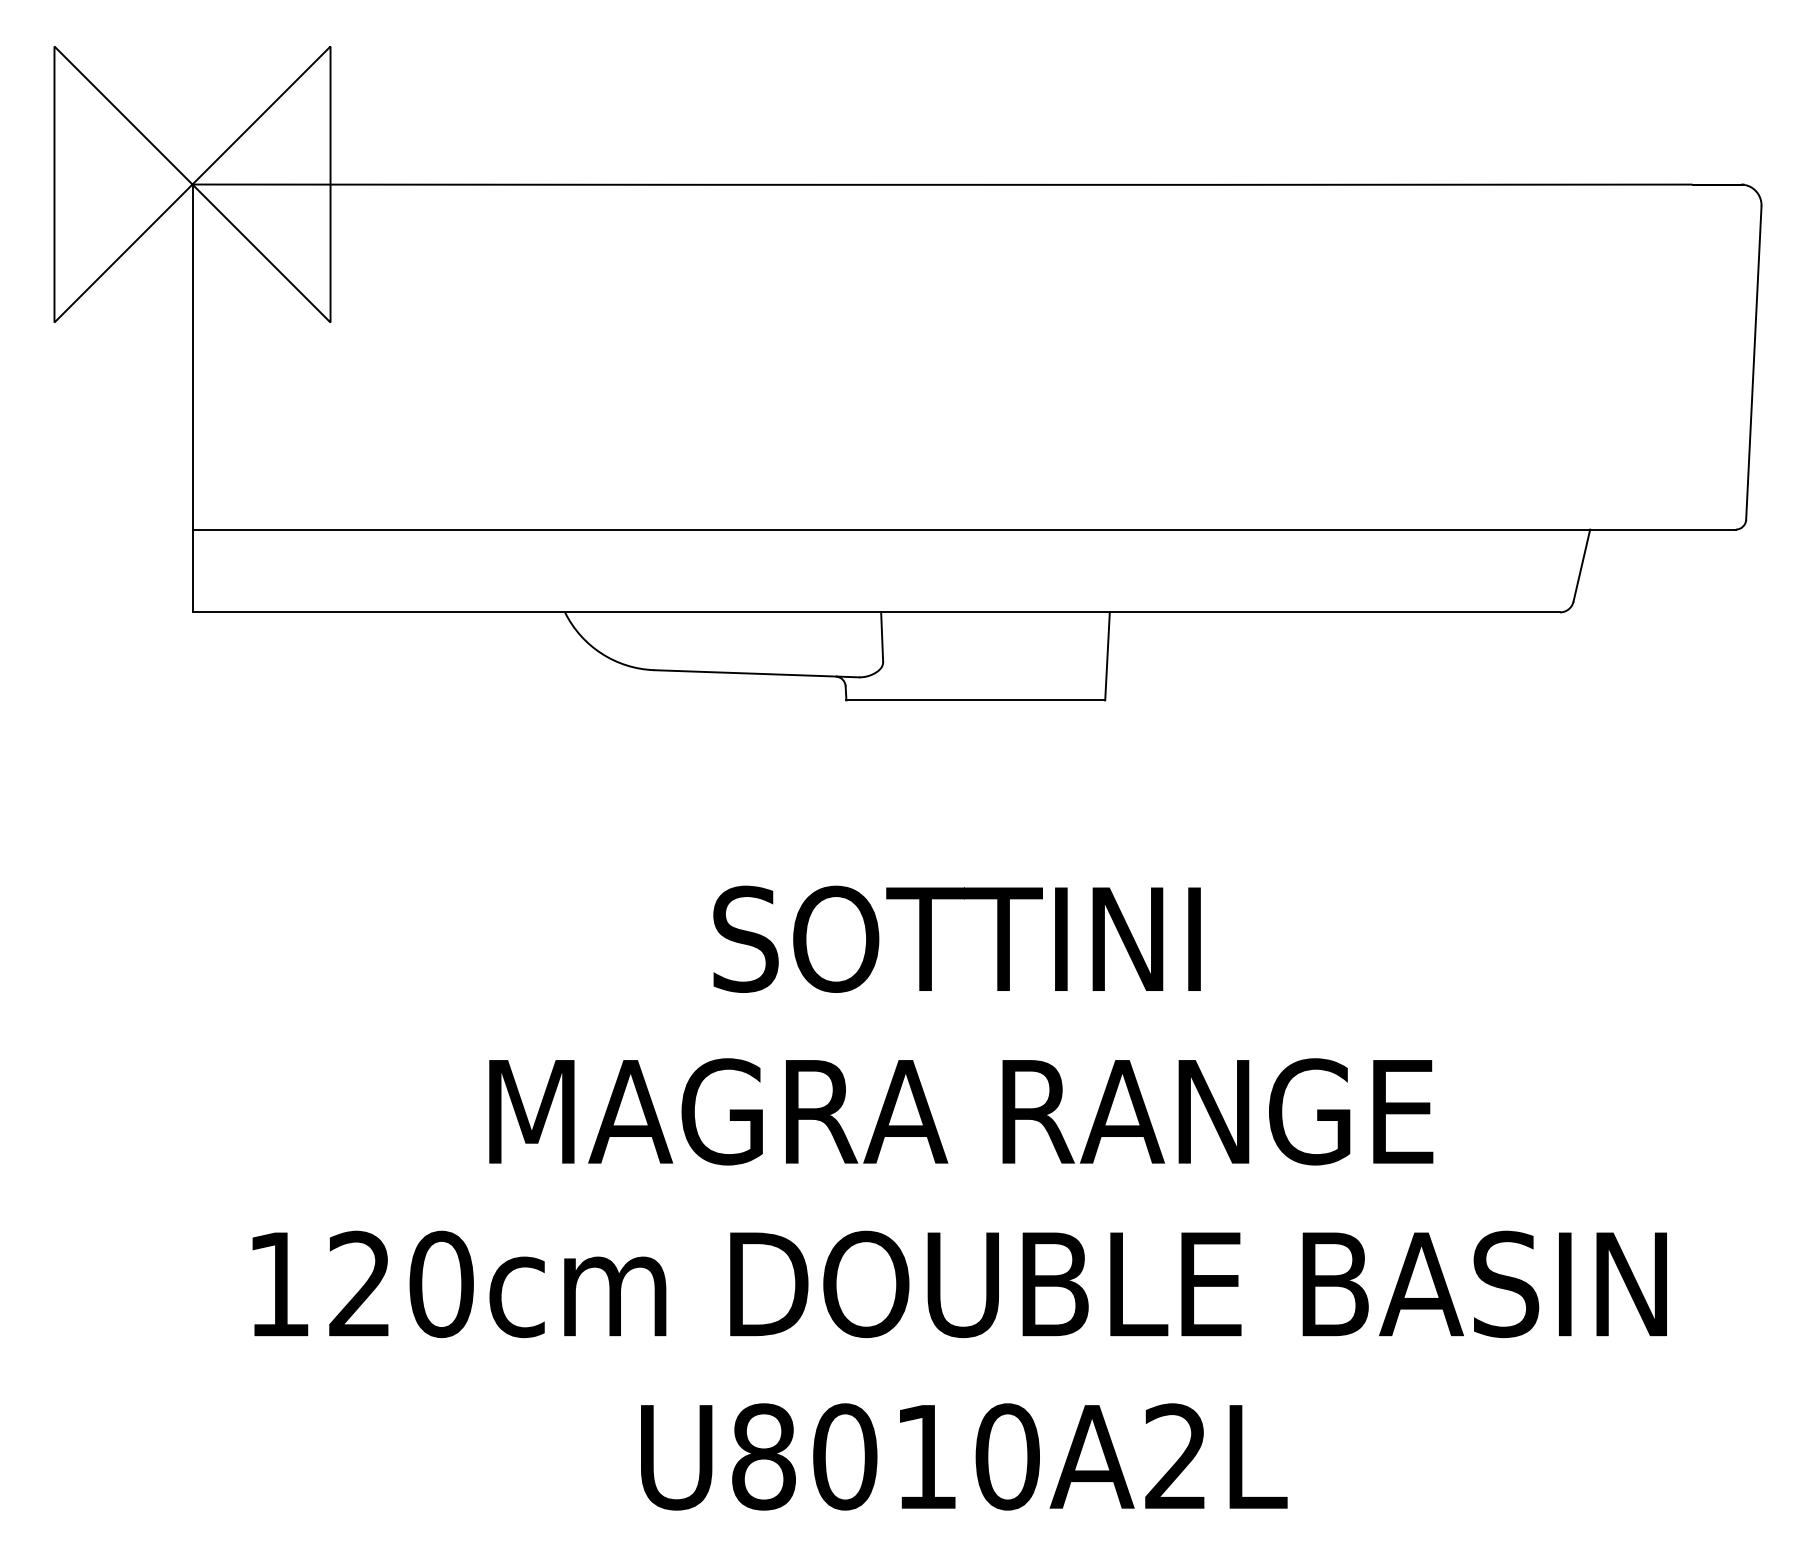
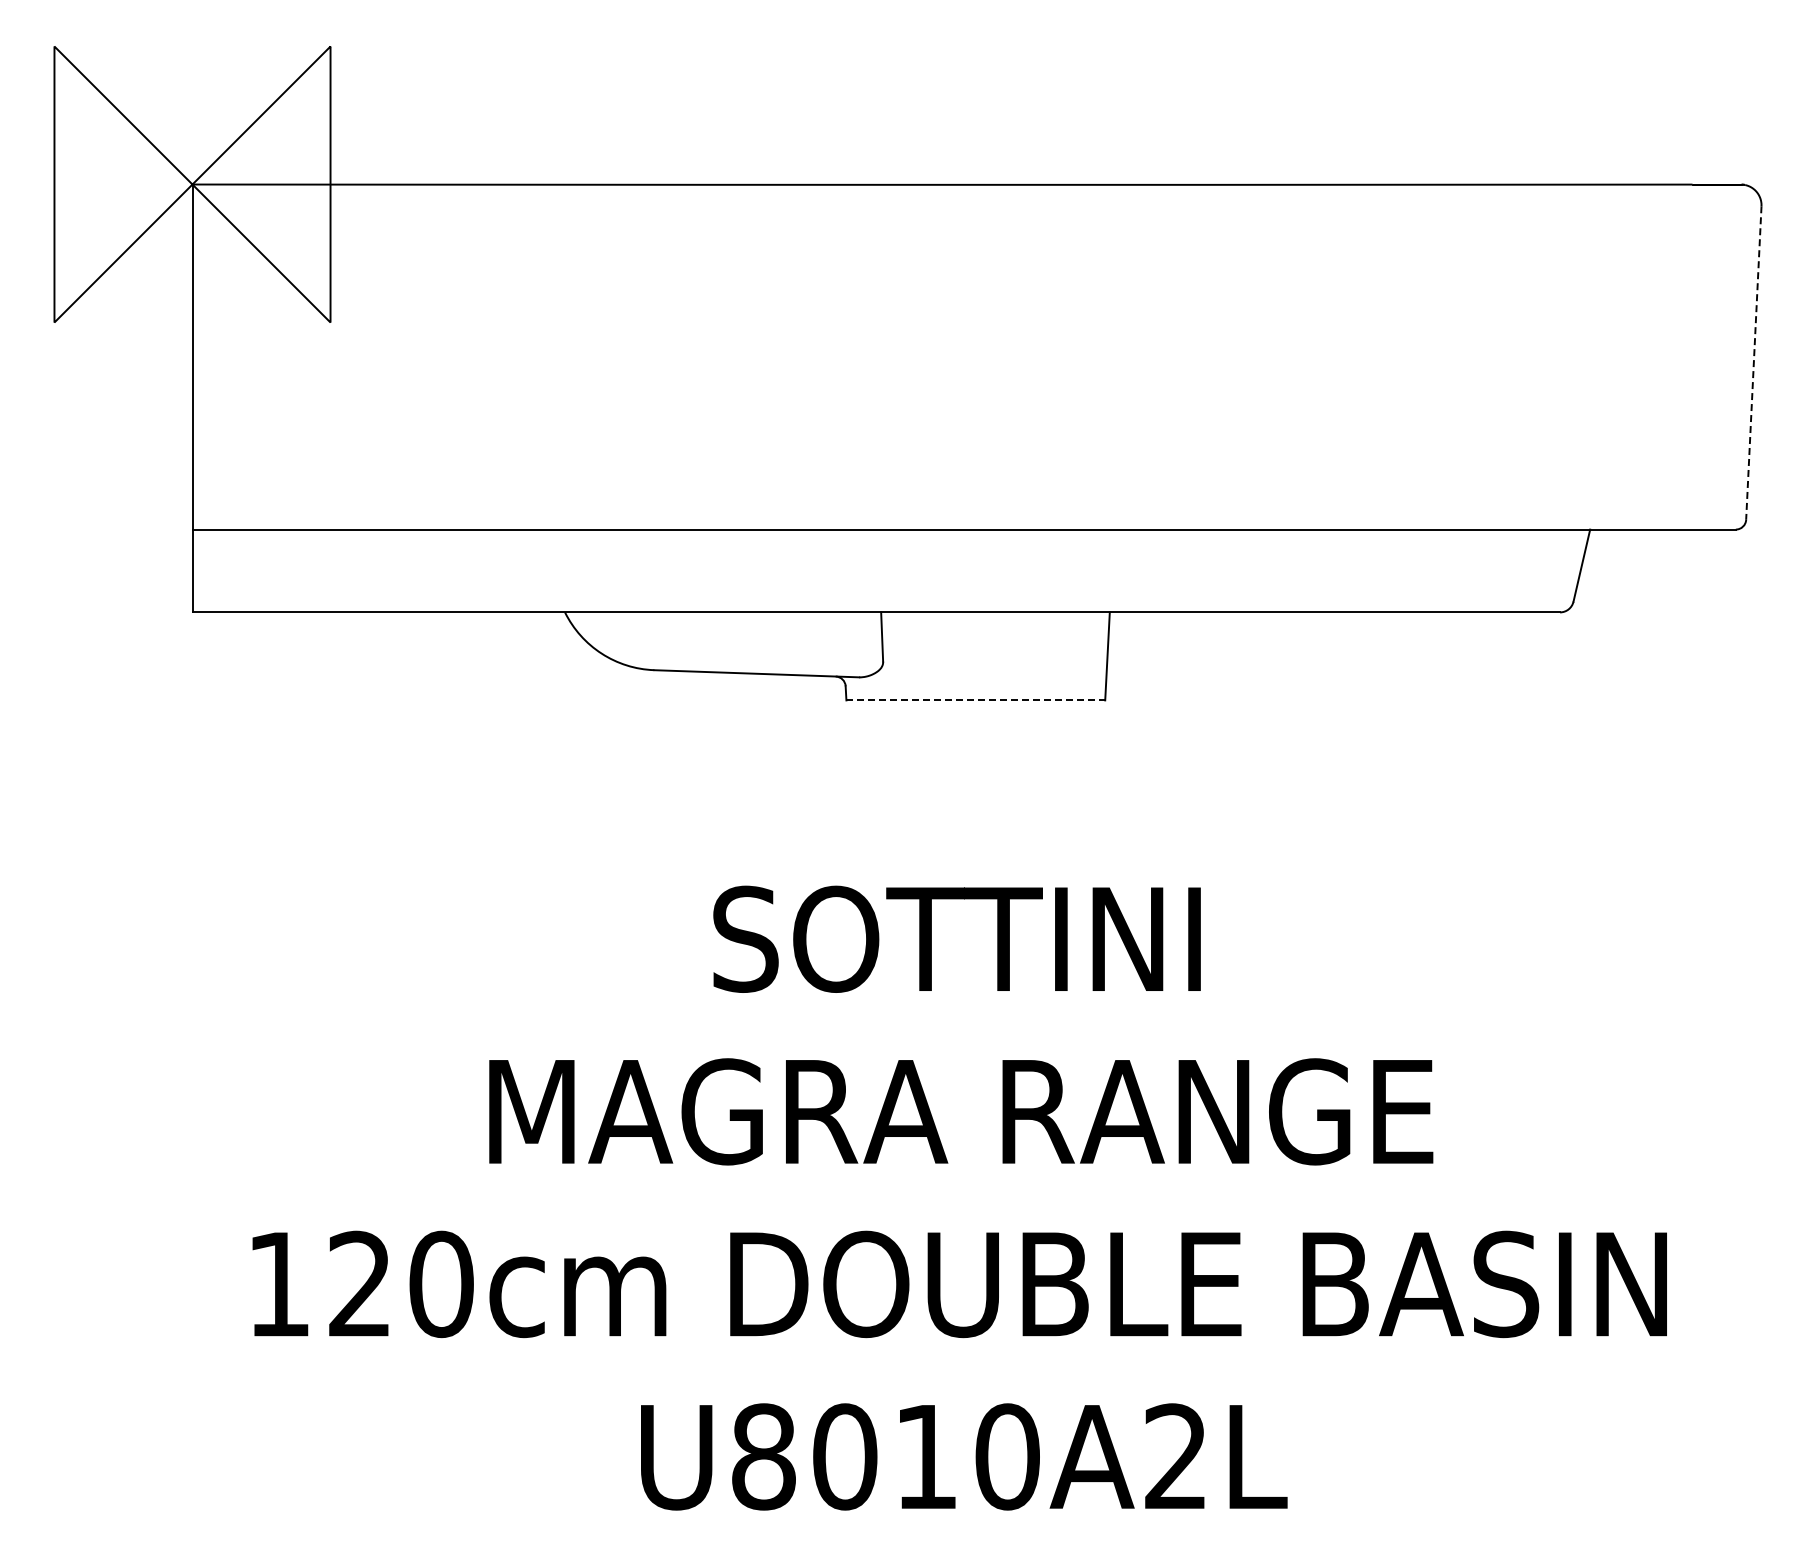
line: solid -> dashed (1753, 363)
line: solid -> dashed (976, 700)
